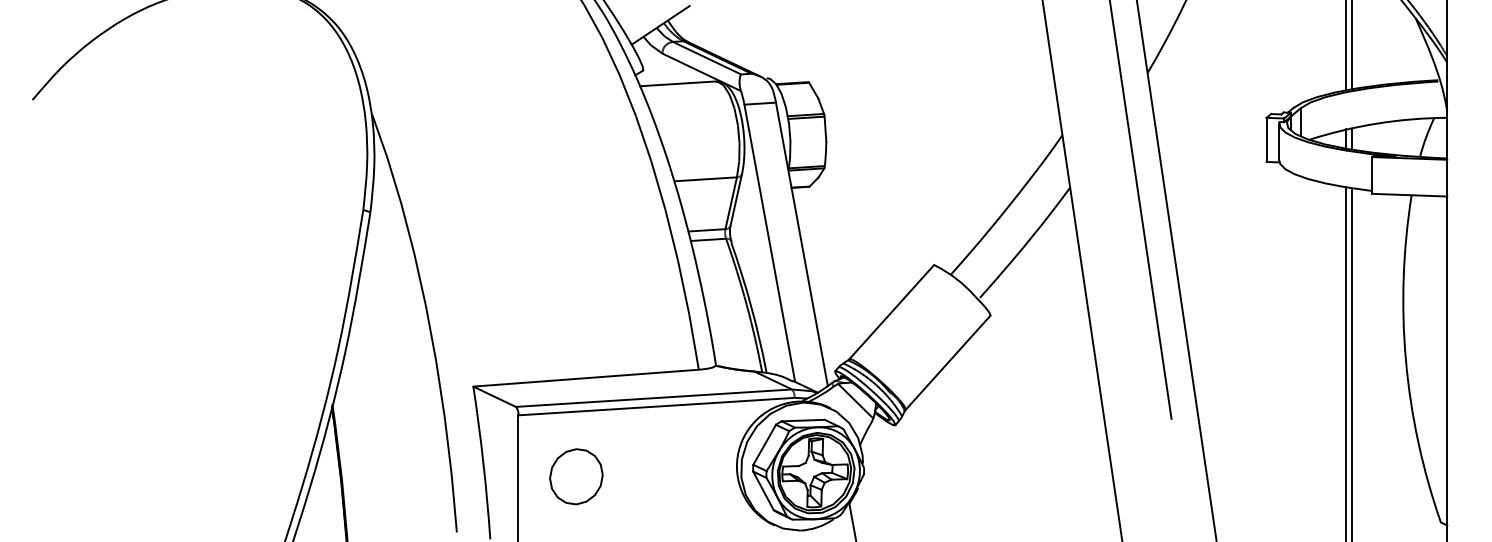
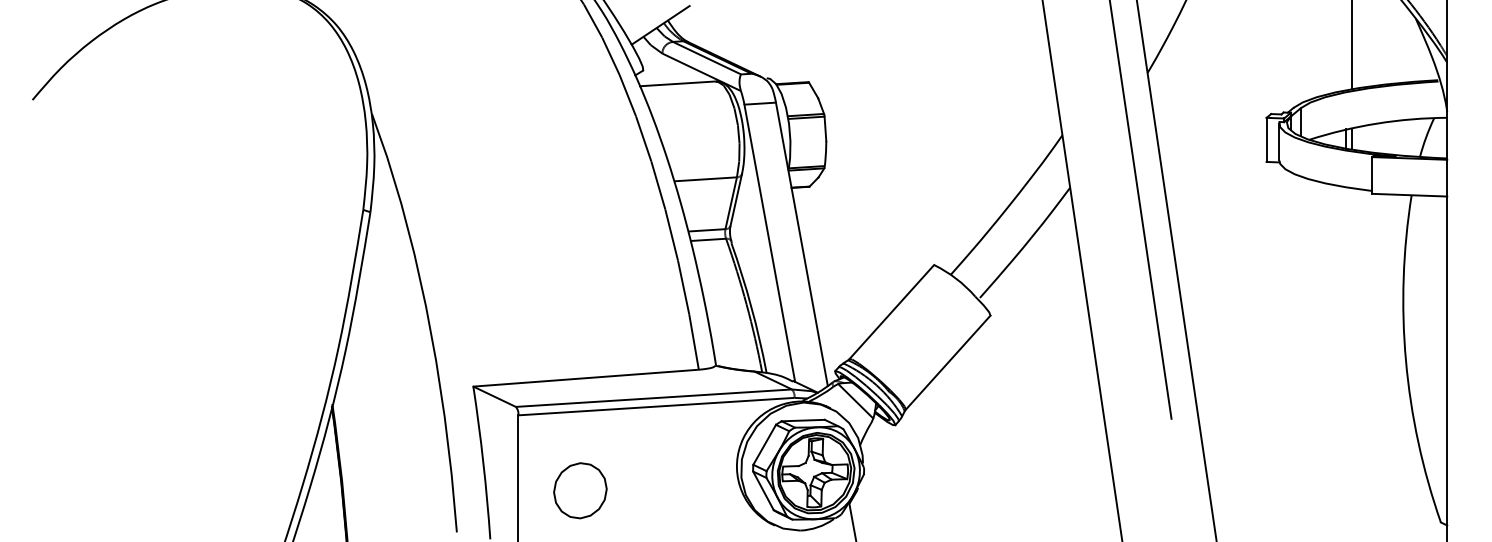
line: present -> none (1346, 46)
line: present -> none (1346, 362)
line: present -> none (1351, 363)
part position: (576, 476) -> (580, 490) (580, 490)
